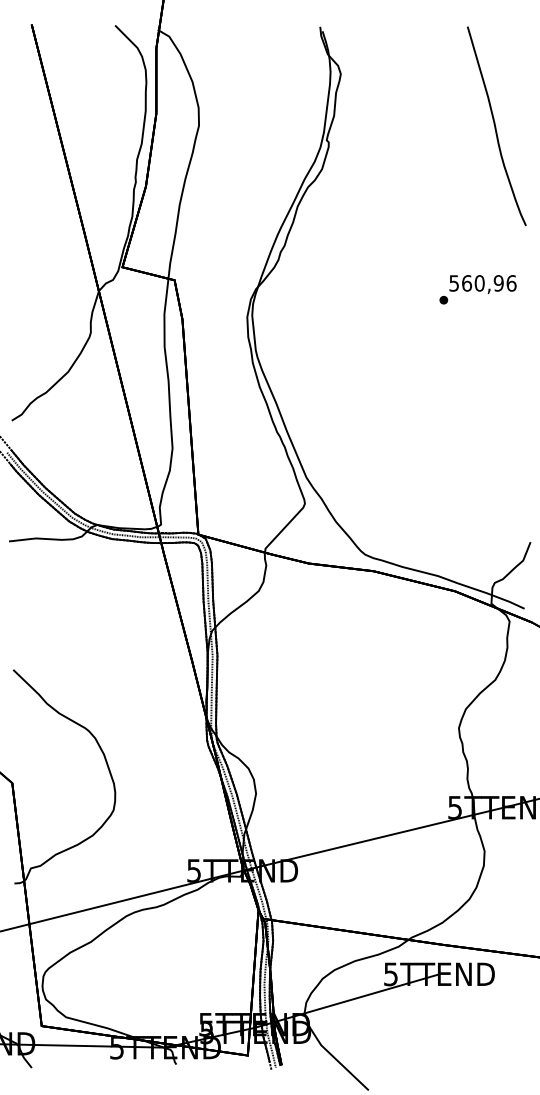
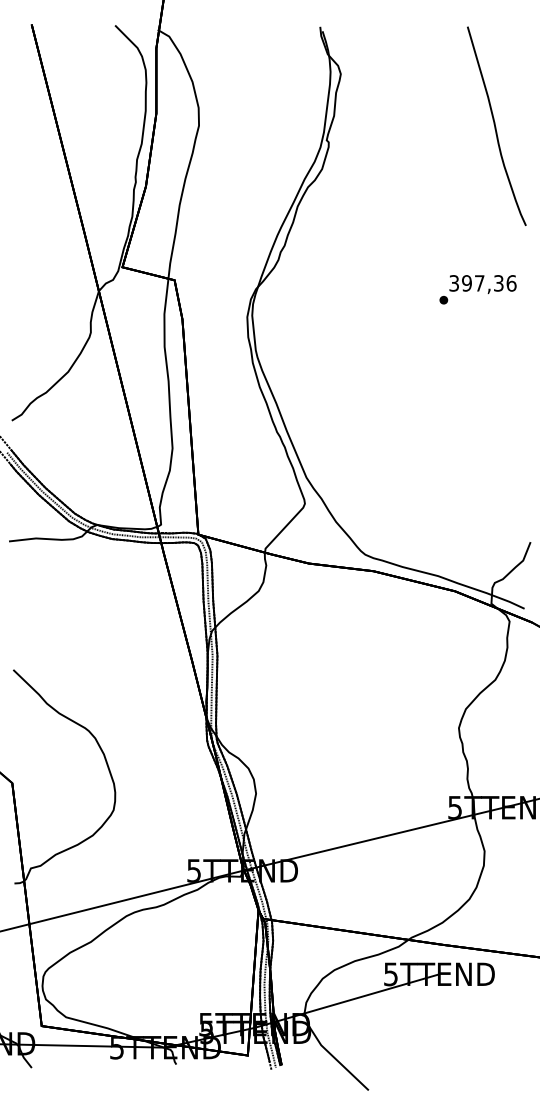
text: 560,96 -> 397,36 (476, 283)
